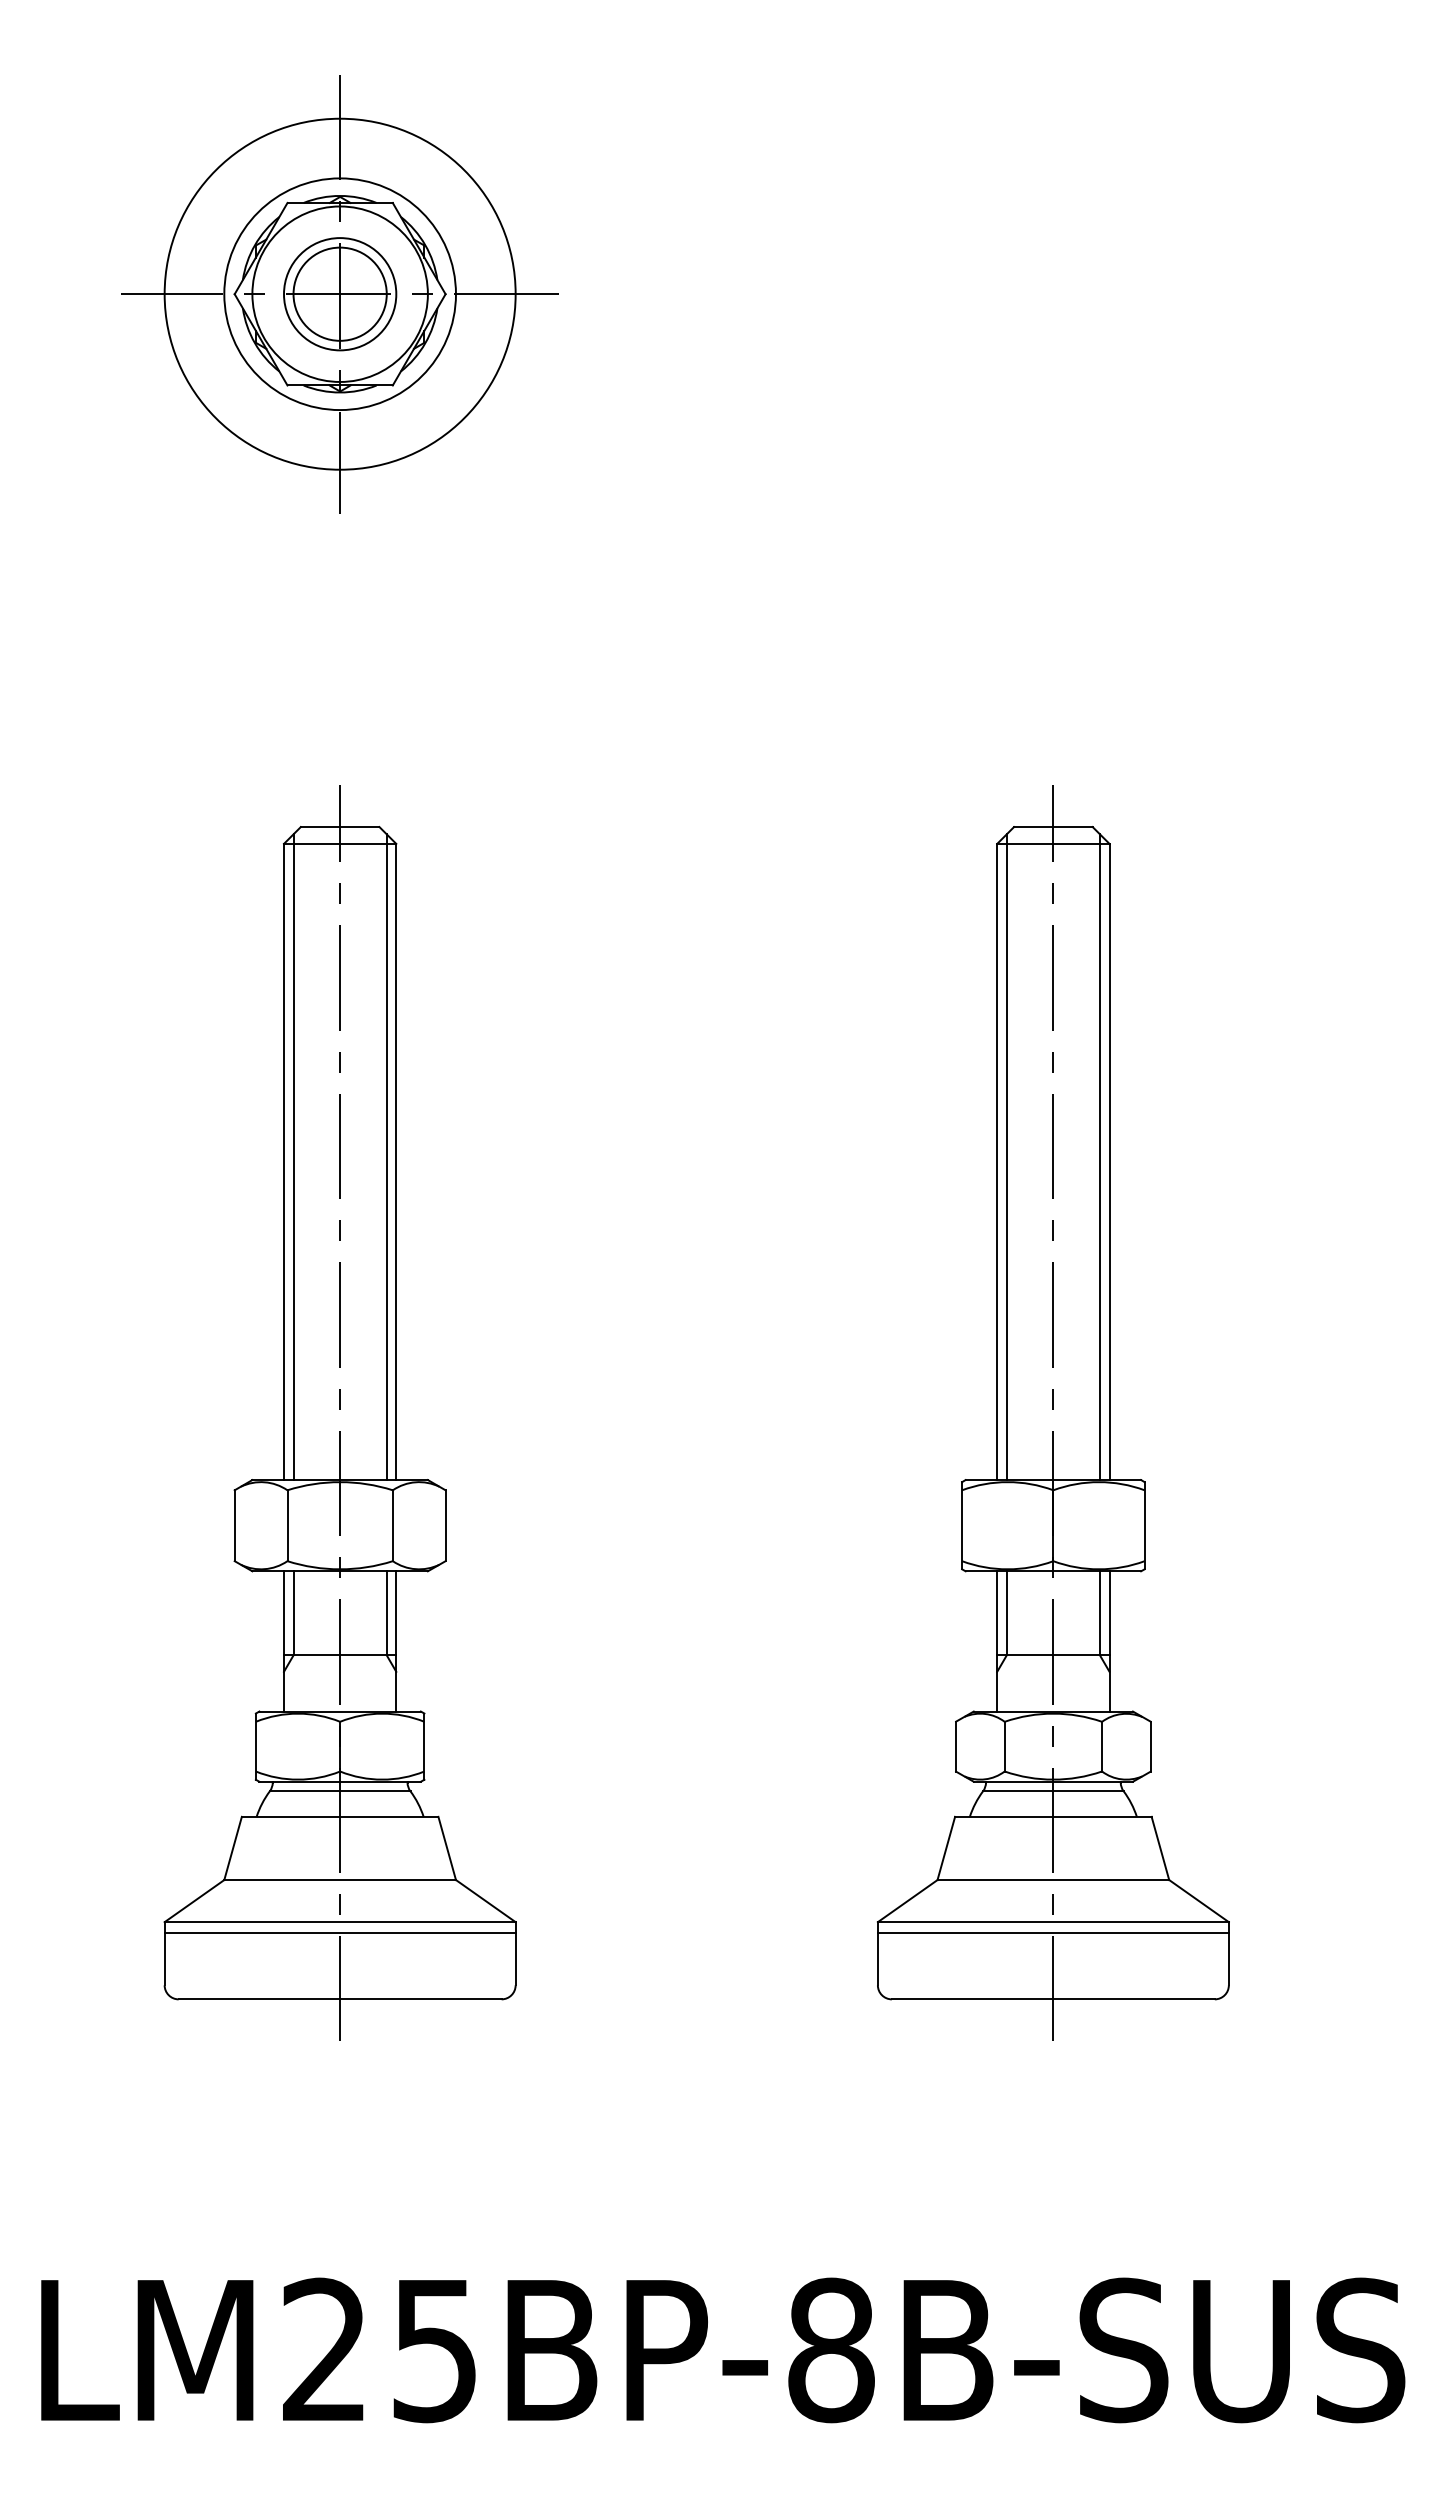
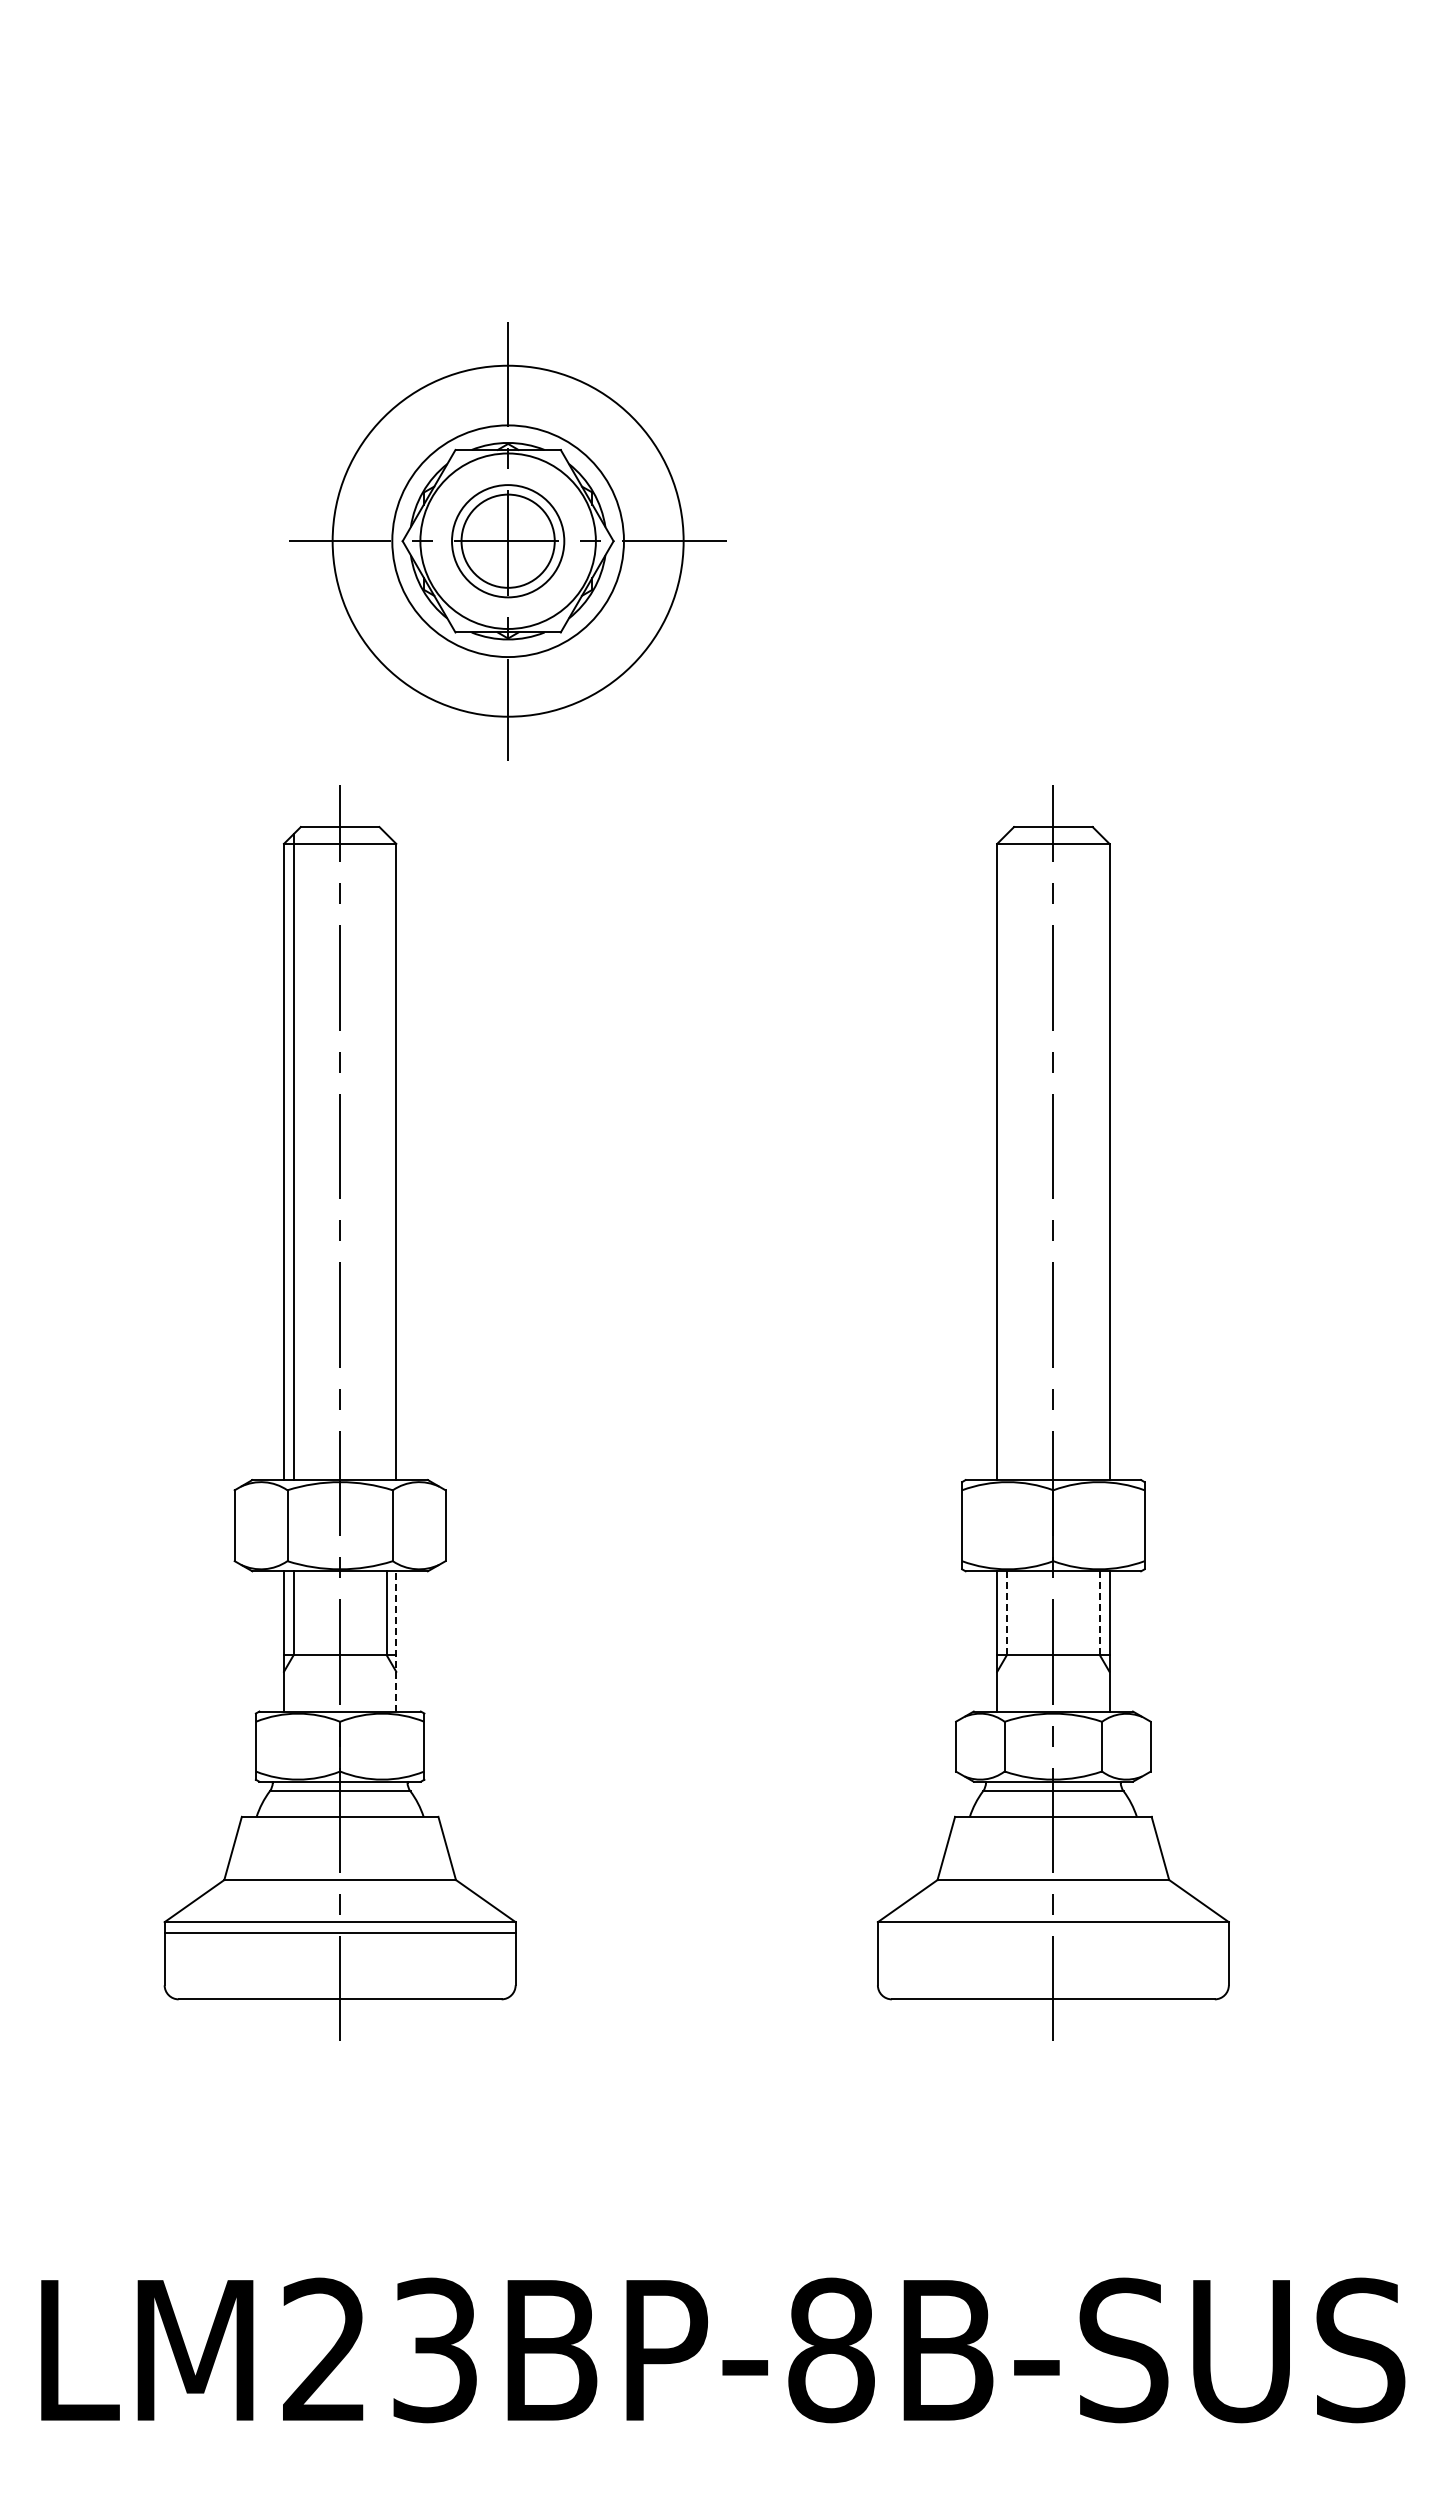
part position: (339, 294) -> (507, 541) (507, 541)
line: present -> none (386, 1157)
line: present -> none (1006, 1157)
line: present -> none (1099, 1157)
line: solid -> dashed (1006, 1612)
line: solid -> dashed (1099, 1612)
line: solid -> dashed (396, 1640)
line: present -> none (1052, 1933)
text: LM25BP-8B-SUS -> LM23BP-8B-SUS (434, 2349)
